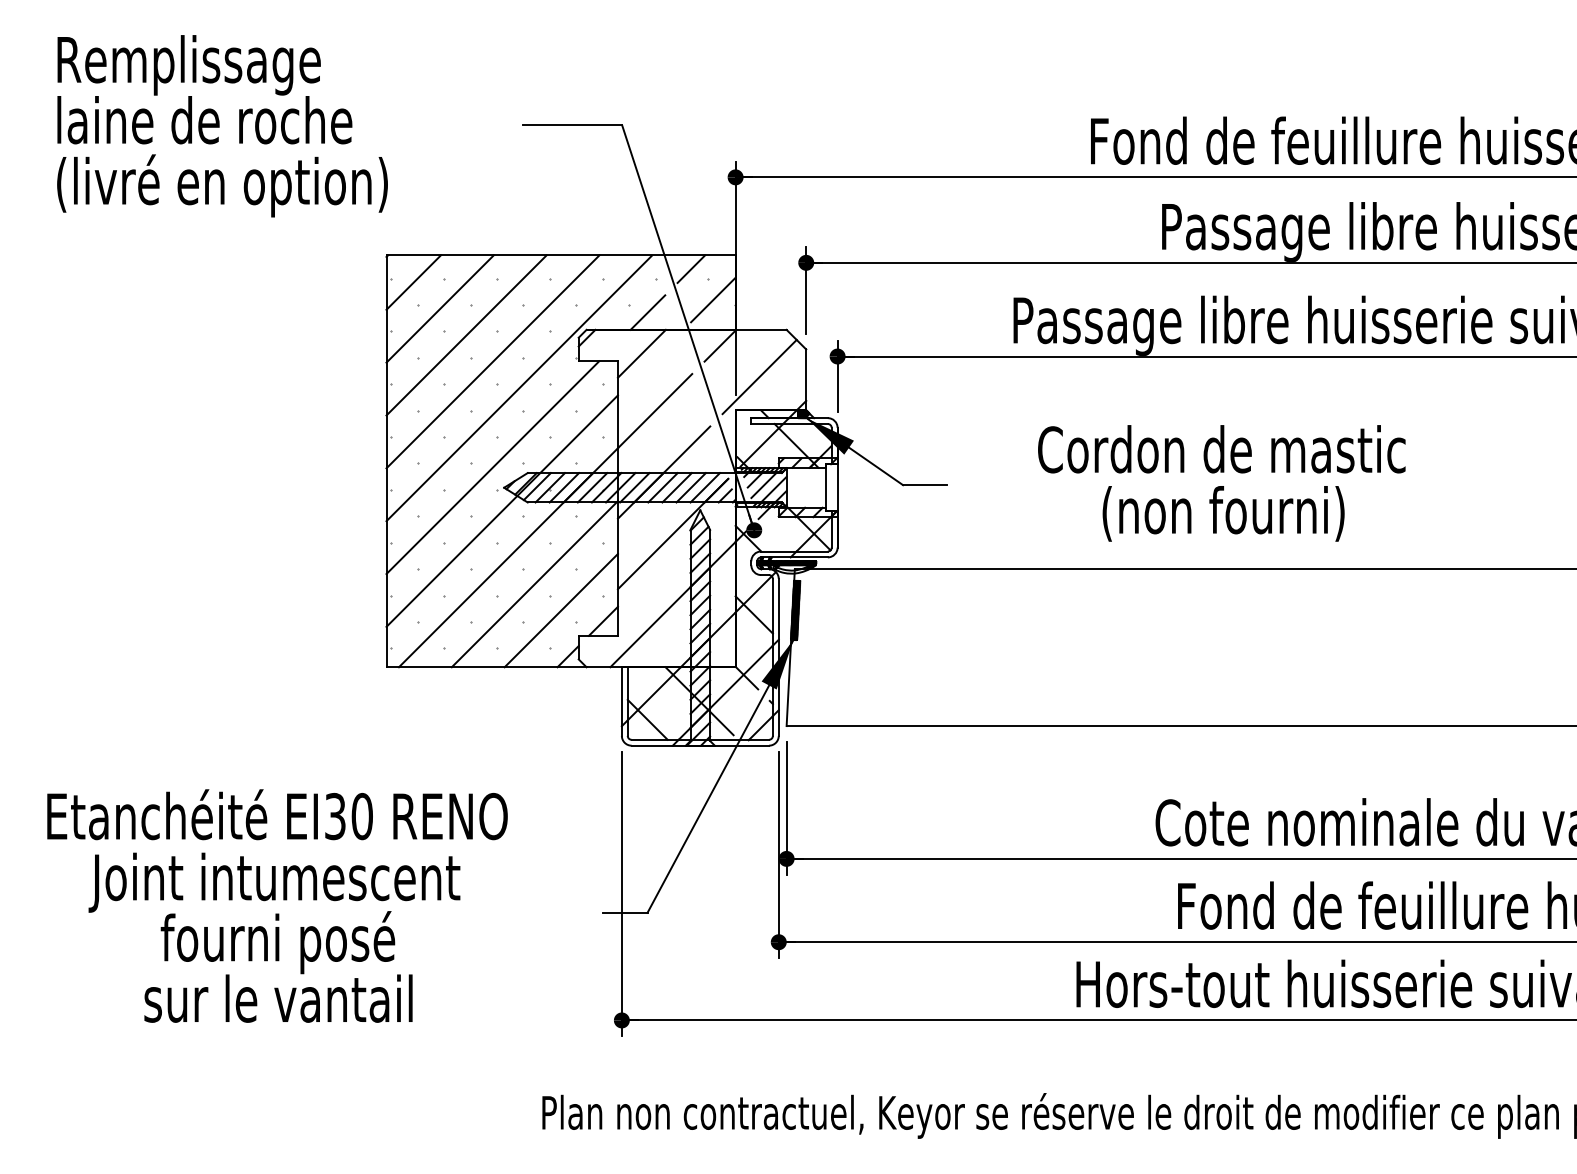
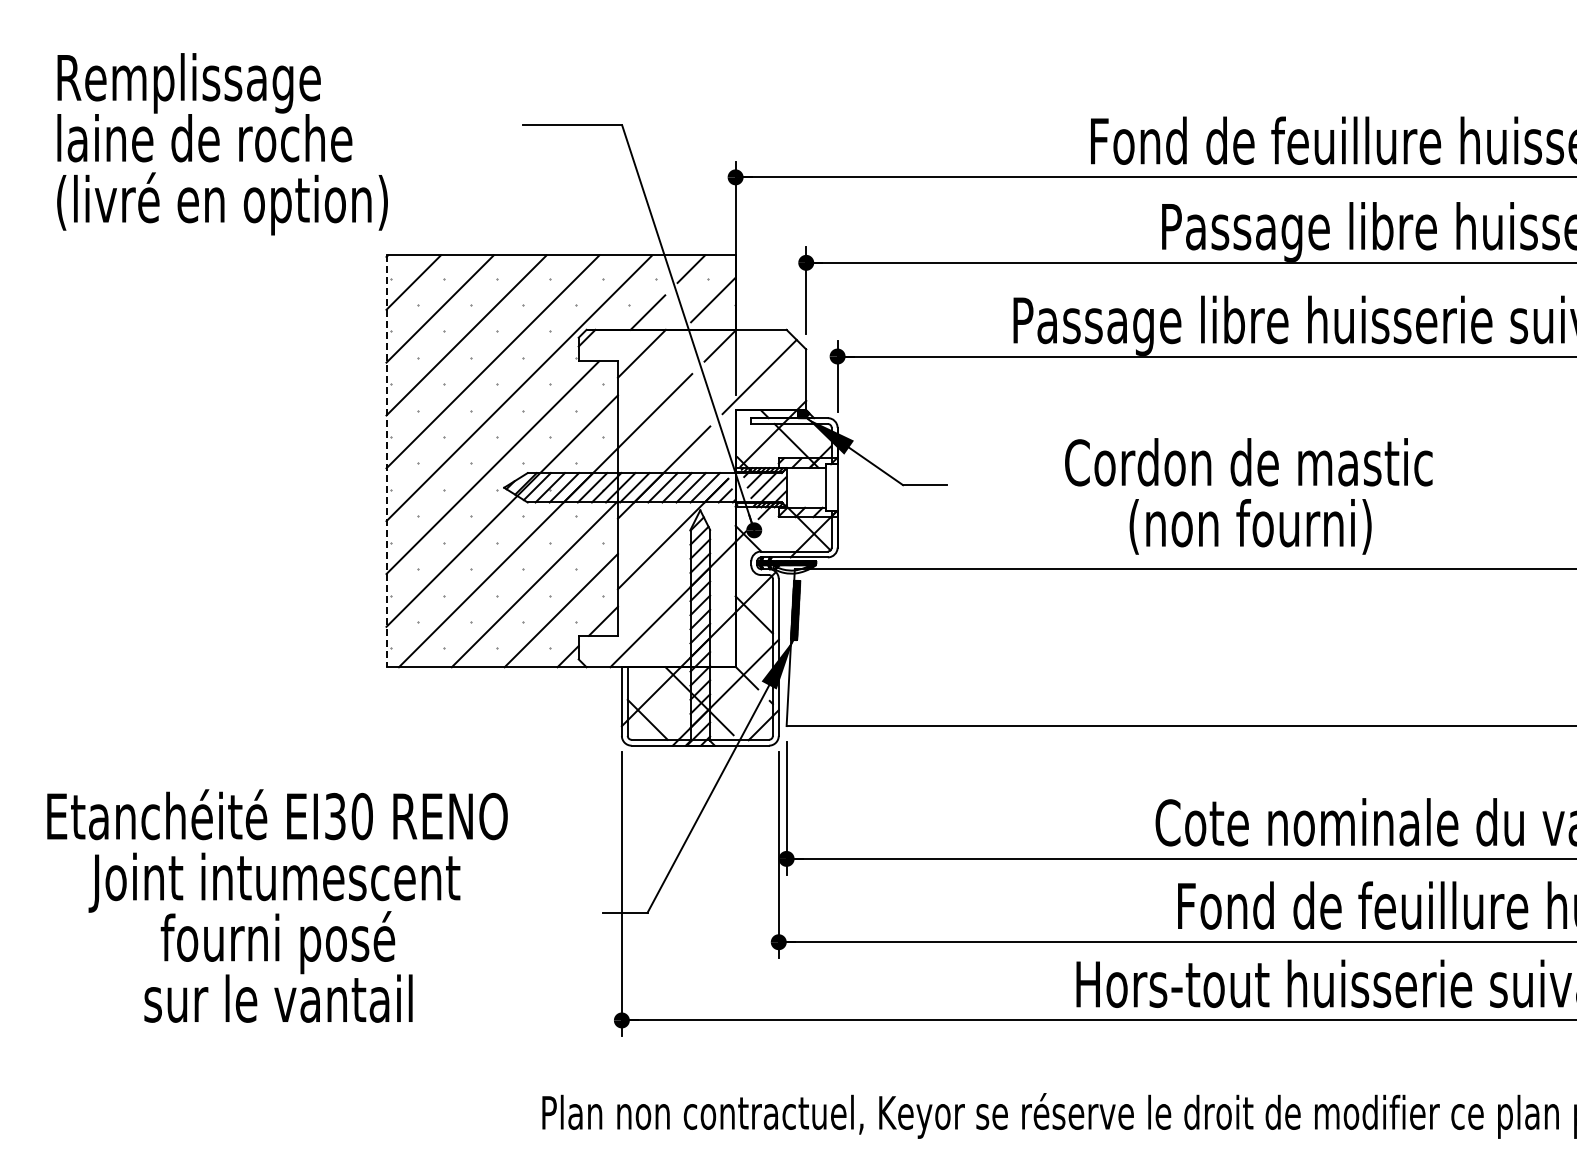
text position: (222, 126) -> (222, 144) (222, 144)
line: solid -> dashed (386, 461)
text position: (1221, 483) -> (1248, 496) (1248, 496)
